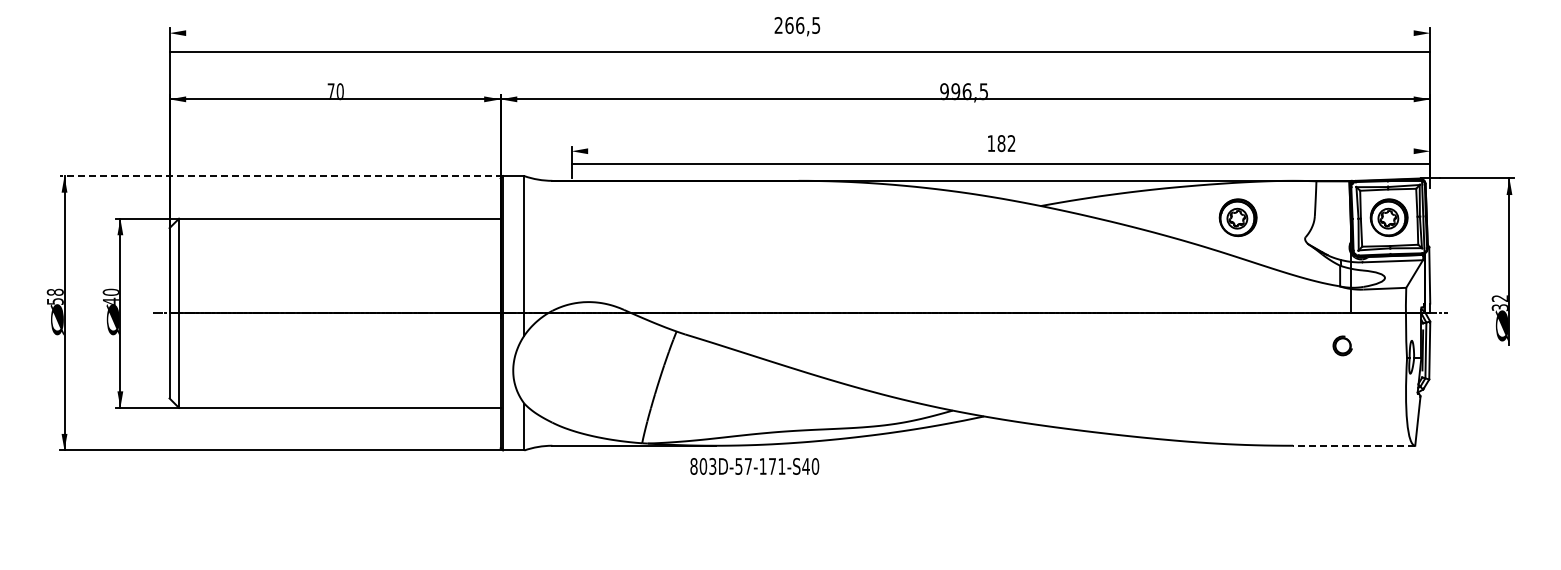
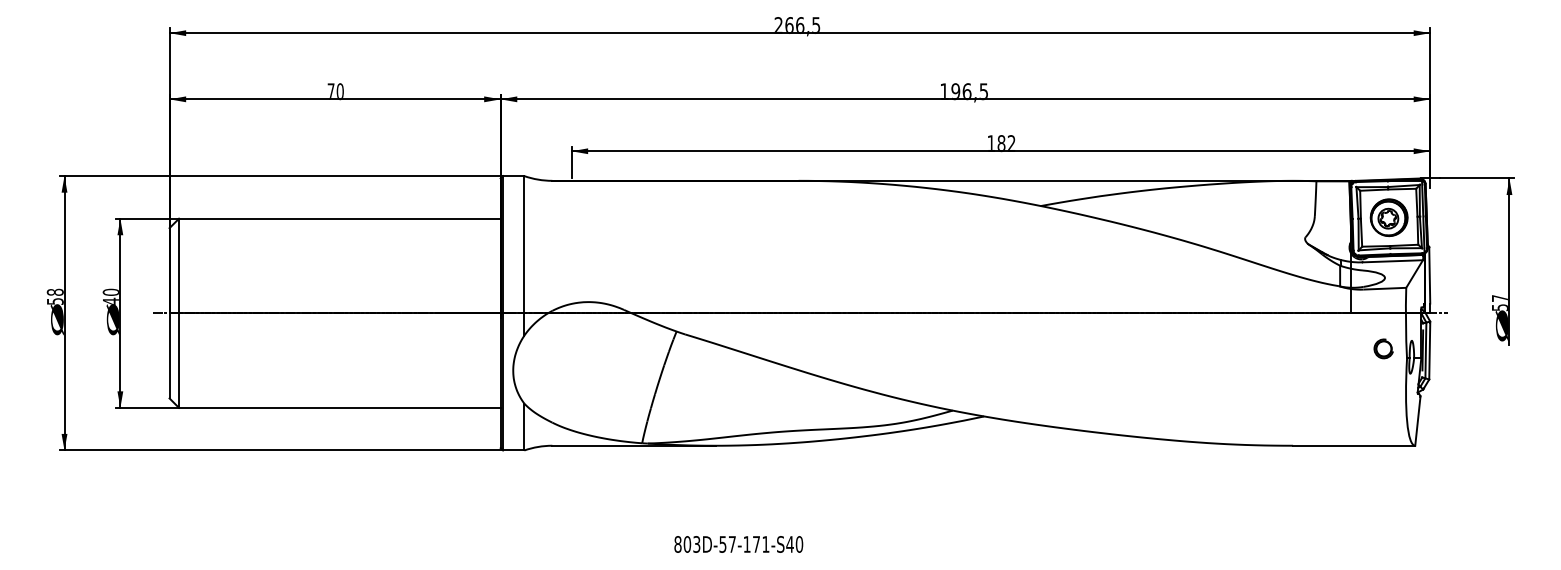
line position: (799, 52) -> (799, 33) (799, 33)
text: 996,5 -> 196,5 (944, 91)
line position: (1000, 164) -> (1000, 151) (1000, 151)
line: dashed -> solid (281, 176)
part: present -> none (1237, 217)
text: 32 -> 57 (1499, 302)
part position: (1342, 345) -> (1383, 348) (1383, 348)
line: dashed -> solid (1353, 445)
text position: (754, 466) -> (738, 544) (738, 544)
